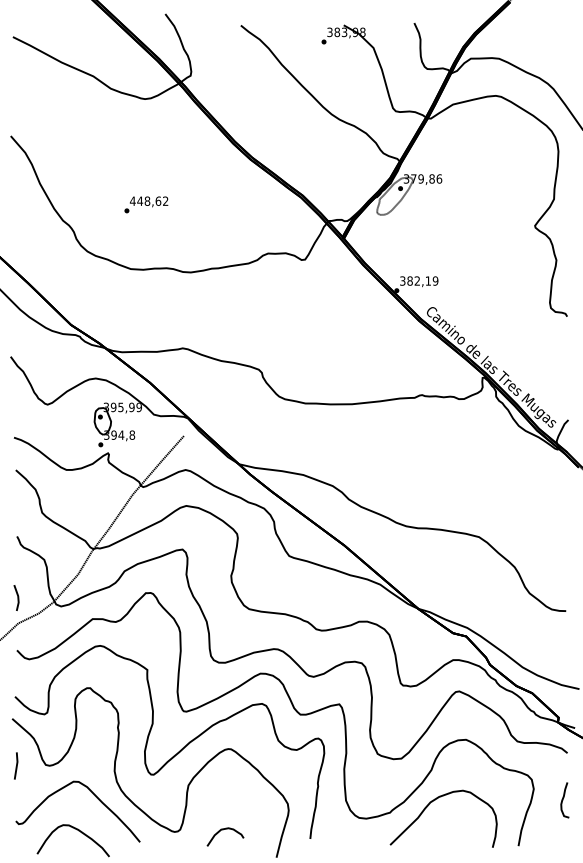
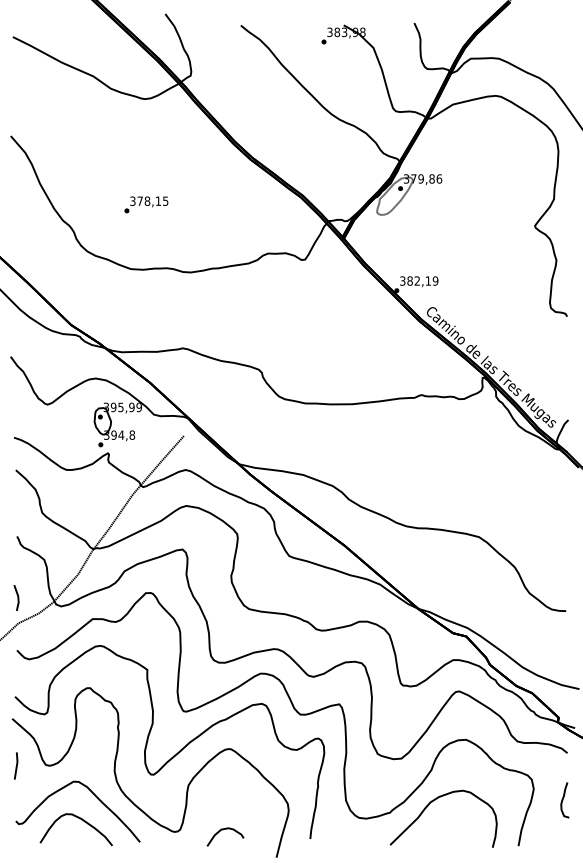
text: 448,62 -> 378,15 (148, 200)
part position: (78, 831) -> (81, 820) (81, 820)
